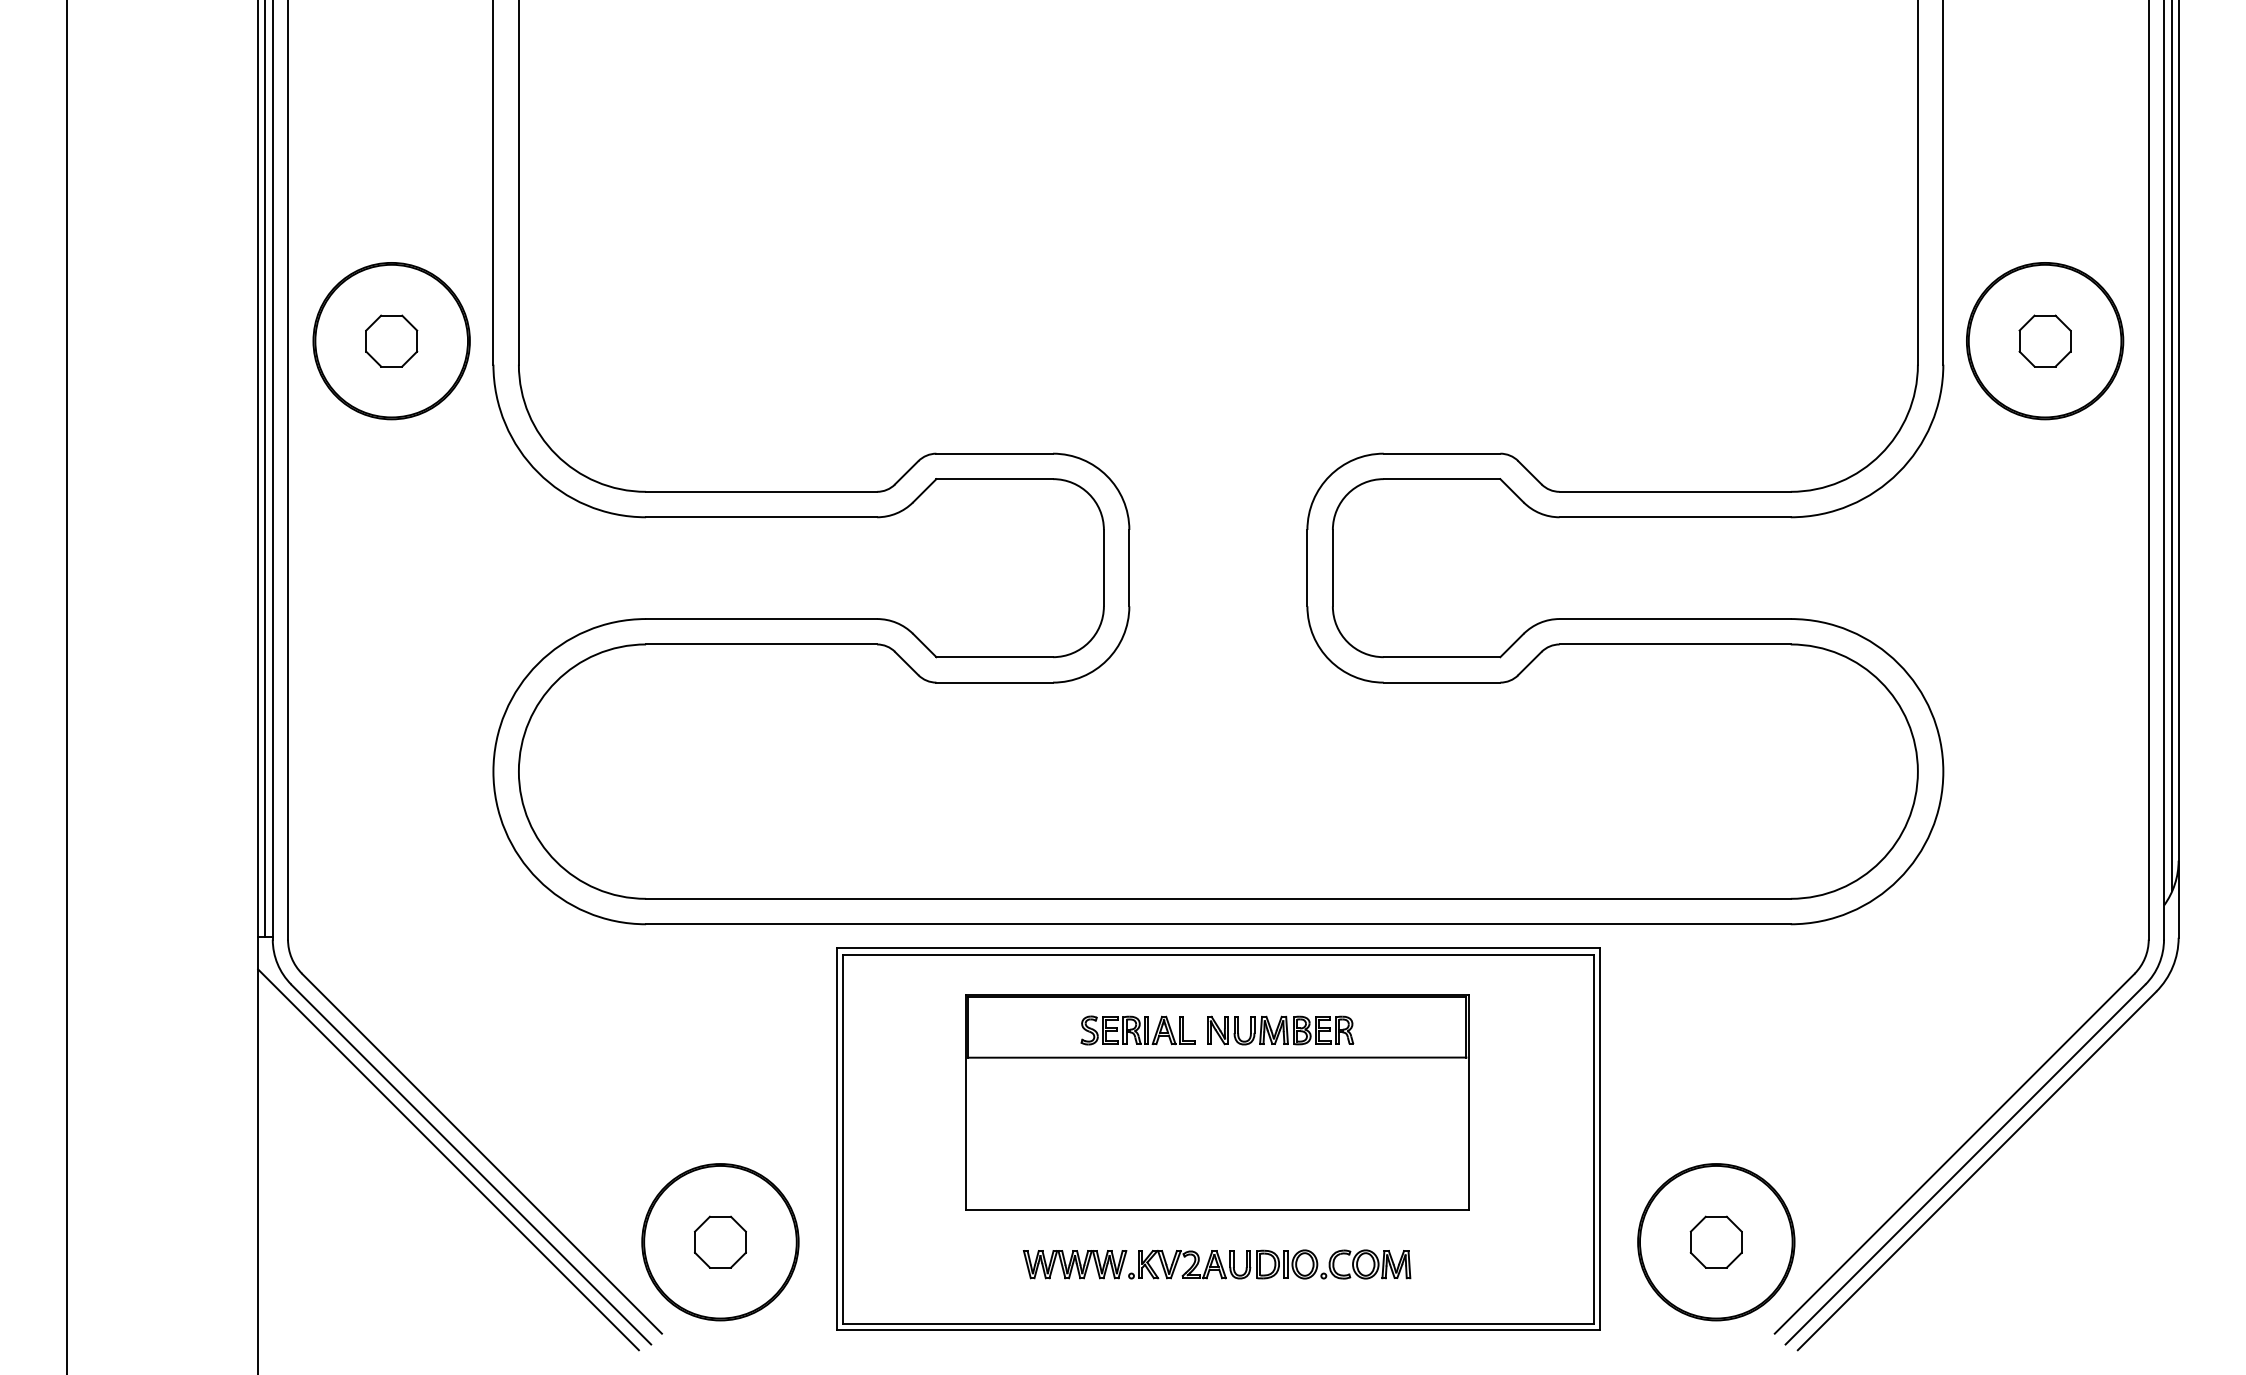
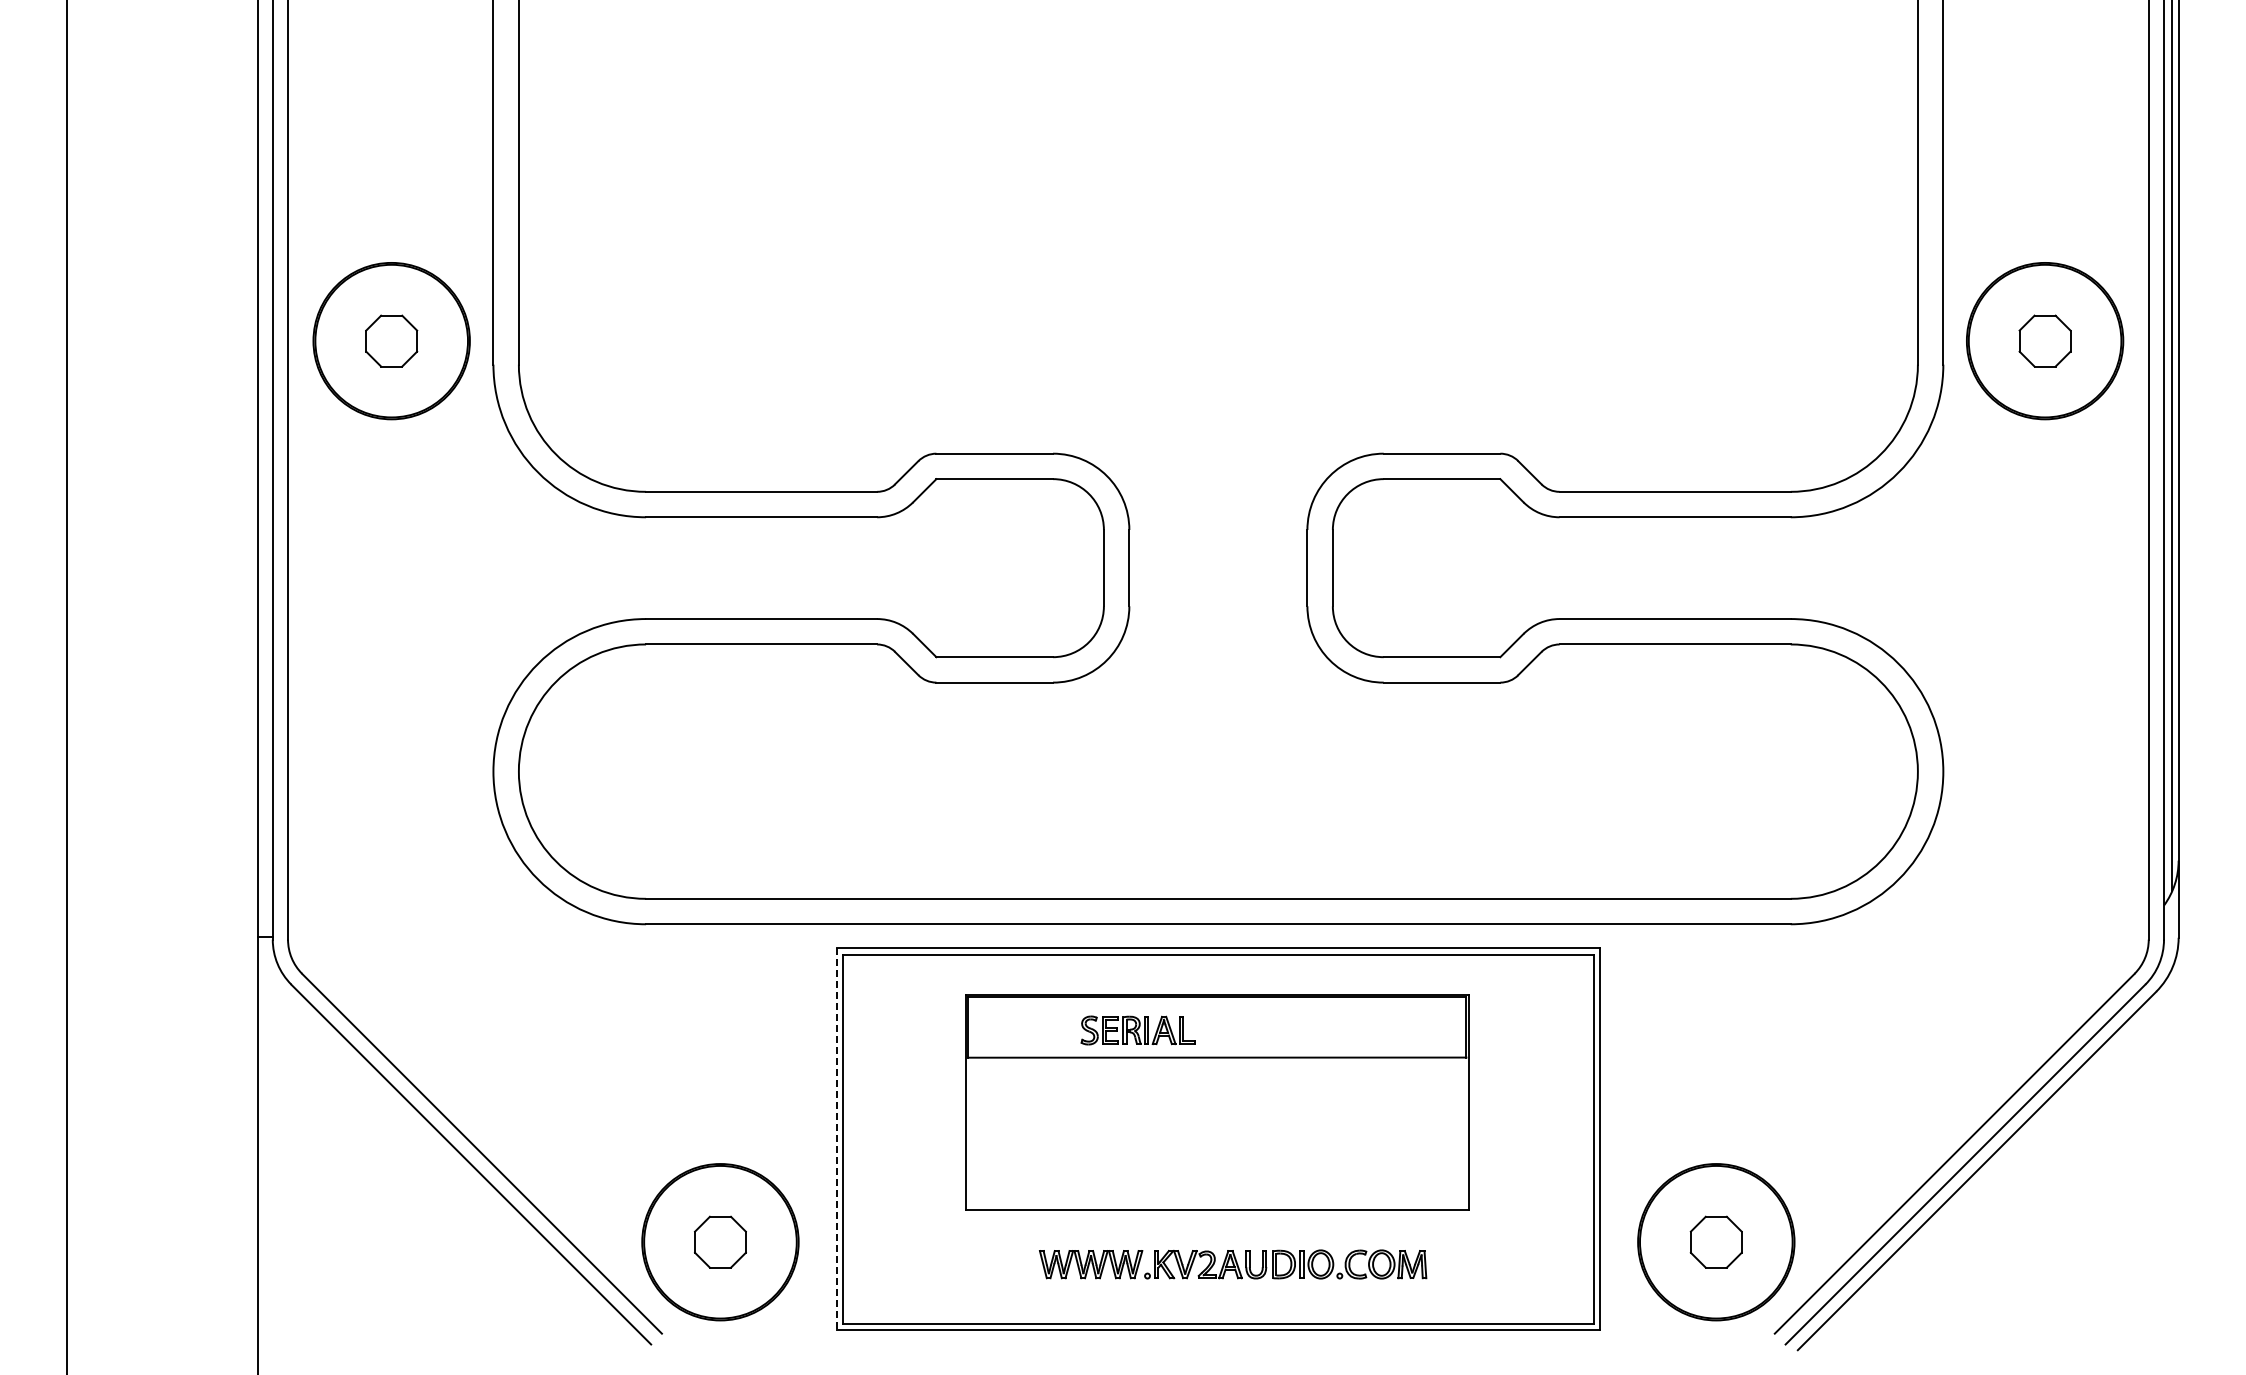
line: present -> none (264, 469)
part: present -> none (1280, 1030)
line: solid -> dashed (836, 1139)
line: present -> none (448, 1159)
part position: (1217, 1264) -> (1233, 1264) (1233, 1264)
